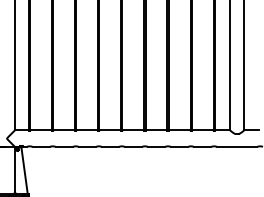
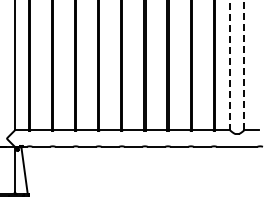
line: solid -> dashed (230, 65)
line: solid -> dashed (244, 65)
